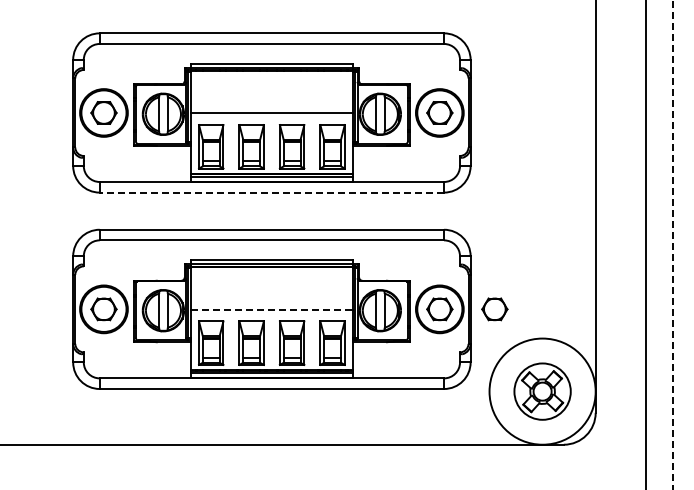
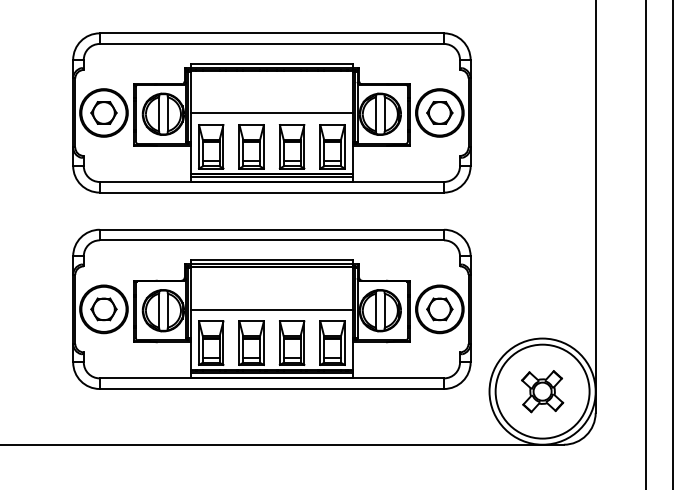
line: dashed -> solid (271, 192)
line: dashed -> solid (673, 244)
line: dashed -> solid (271, 309)
part: present -> none (494, 309)
circle diameter: 56 px -> 94 px (542, 391)
